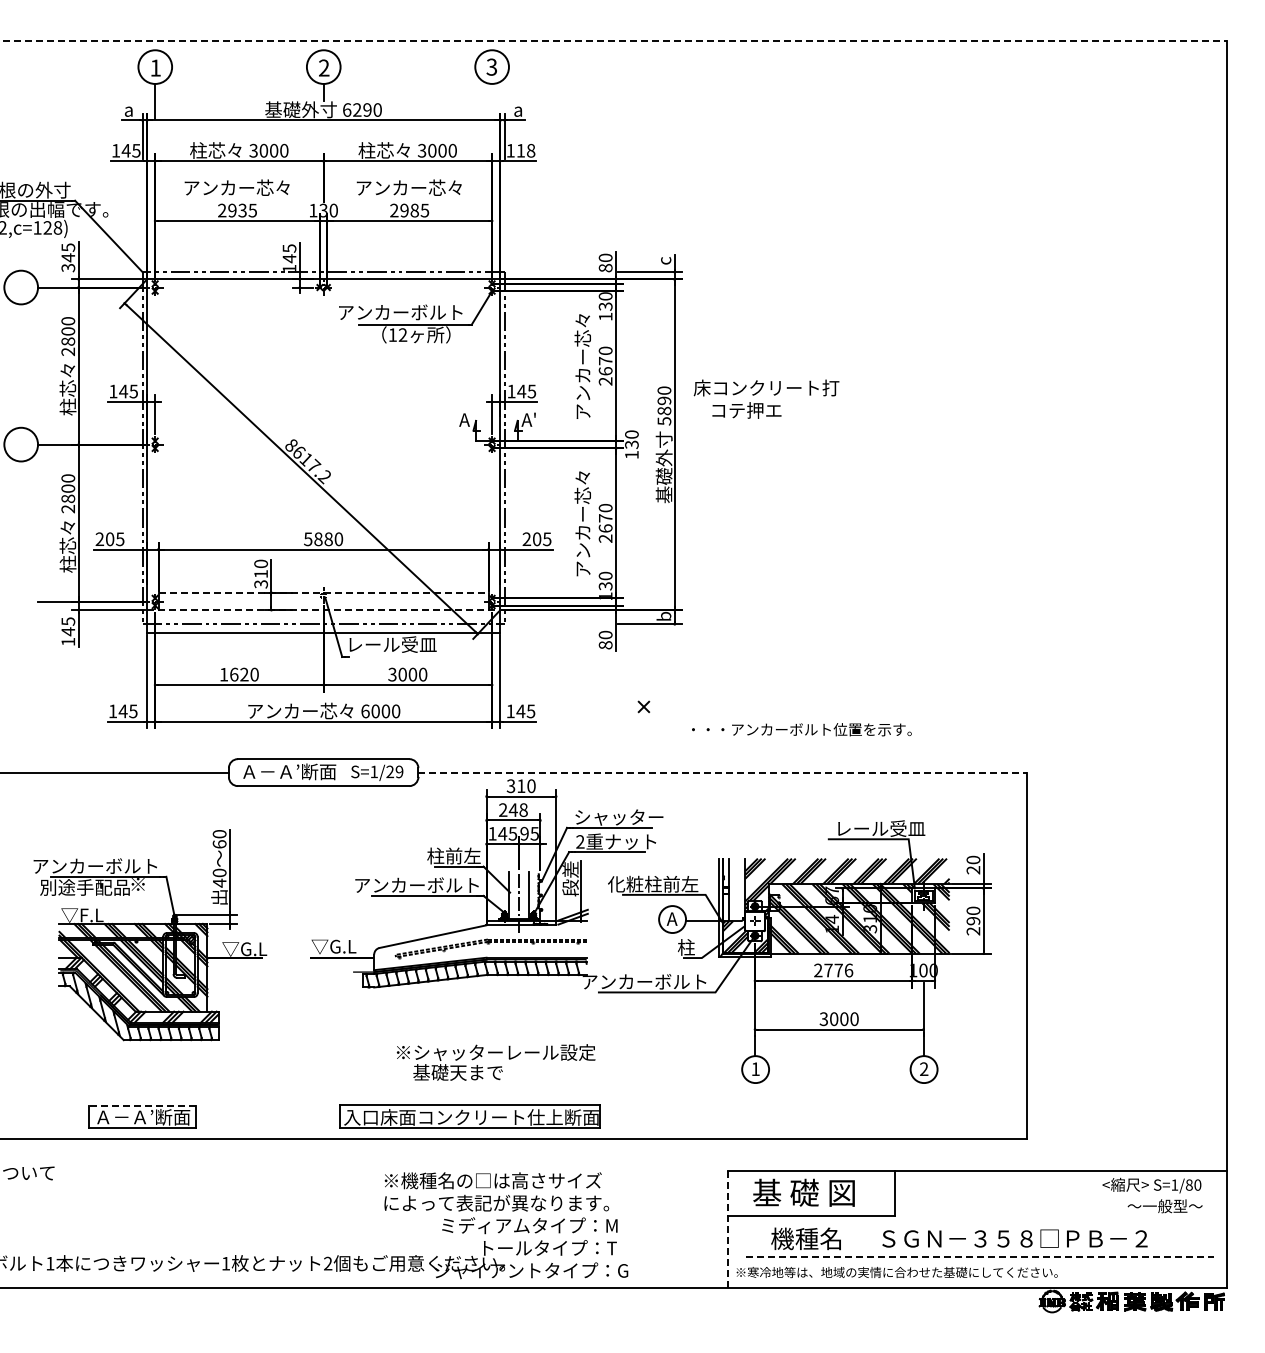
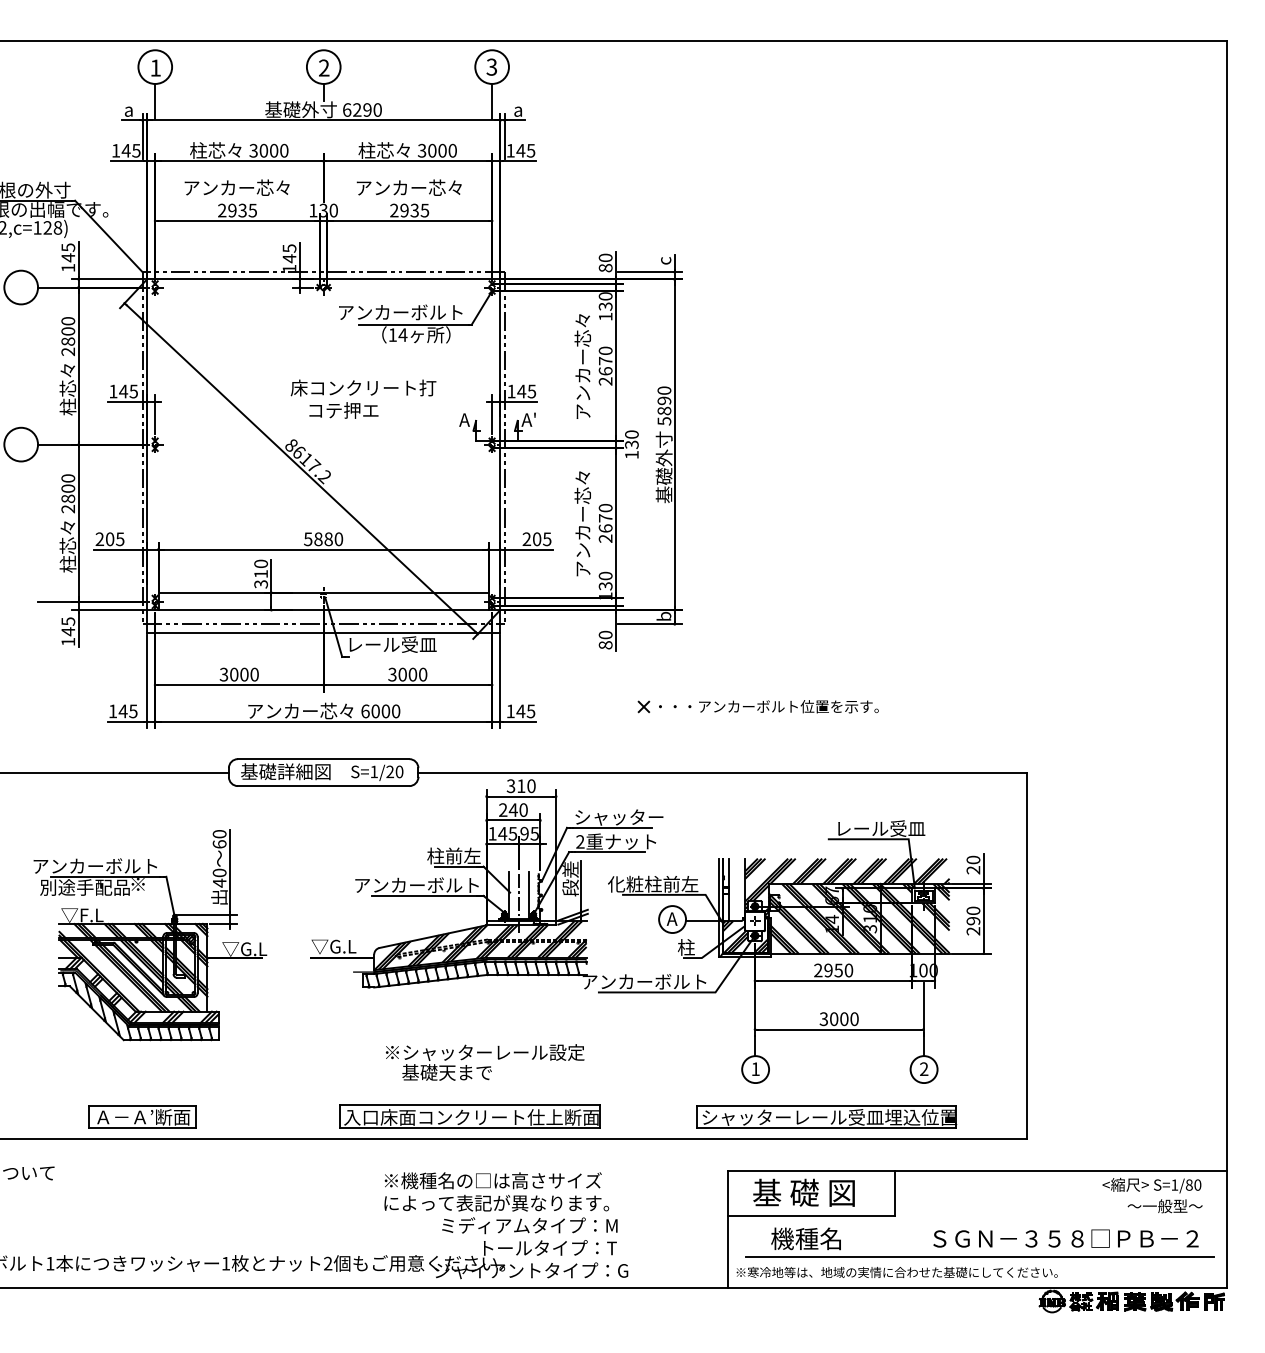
line: dashed -> solid (614, 40)
line: none -> present (492, 101)
text: 118 -> 145 (525, 150)
text: 2985 -> 2935 (414, 210)
text: 345 -> 145 (68, 268)
text: 12 -> 14 (402, 334)
text position: (766, 398) -> (363, 398) (363, 398)
line: dashed -> solid (324, 592)
line: dashed -> solid (323, 610)
text: 1620 -> 3000 (233, 674)
text position: (801, 729) -> (768, 706) (768, 706)
text: Ａ－Ａ’断面 -> 基礎詳細図 (288, 771)
text: S=1/29 -> S=1/20 (399, 771)
line: dashed -> solid (723, 772)
text: 248 -> 240 (523, 809)
hatch: none -> present (480, 945)
text: 2776 -> 2950 (838, 970)
text position: (496, 1062) -> (485, 1062) (485, 1062)
line: dashed -> solid (142, 1105)
part: none -> present (826, 1116)
line: dashed -> solid (728, 1229)
text position: (1014, 1238) -> (1065, 1238) (1065, 1238)
line: dashed -> solid (979, 1256)
